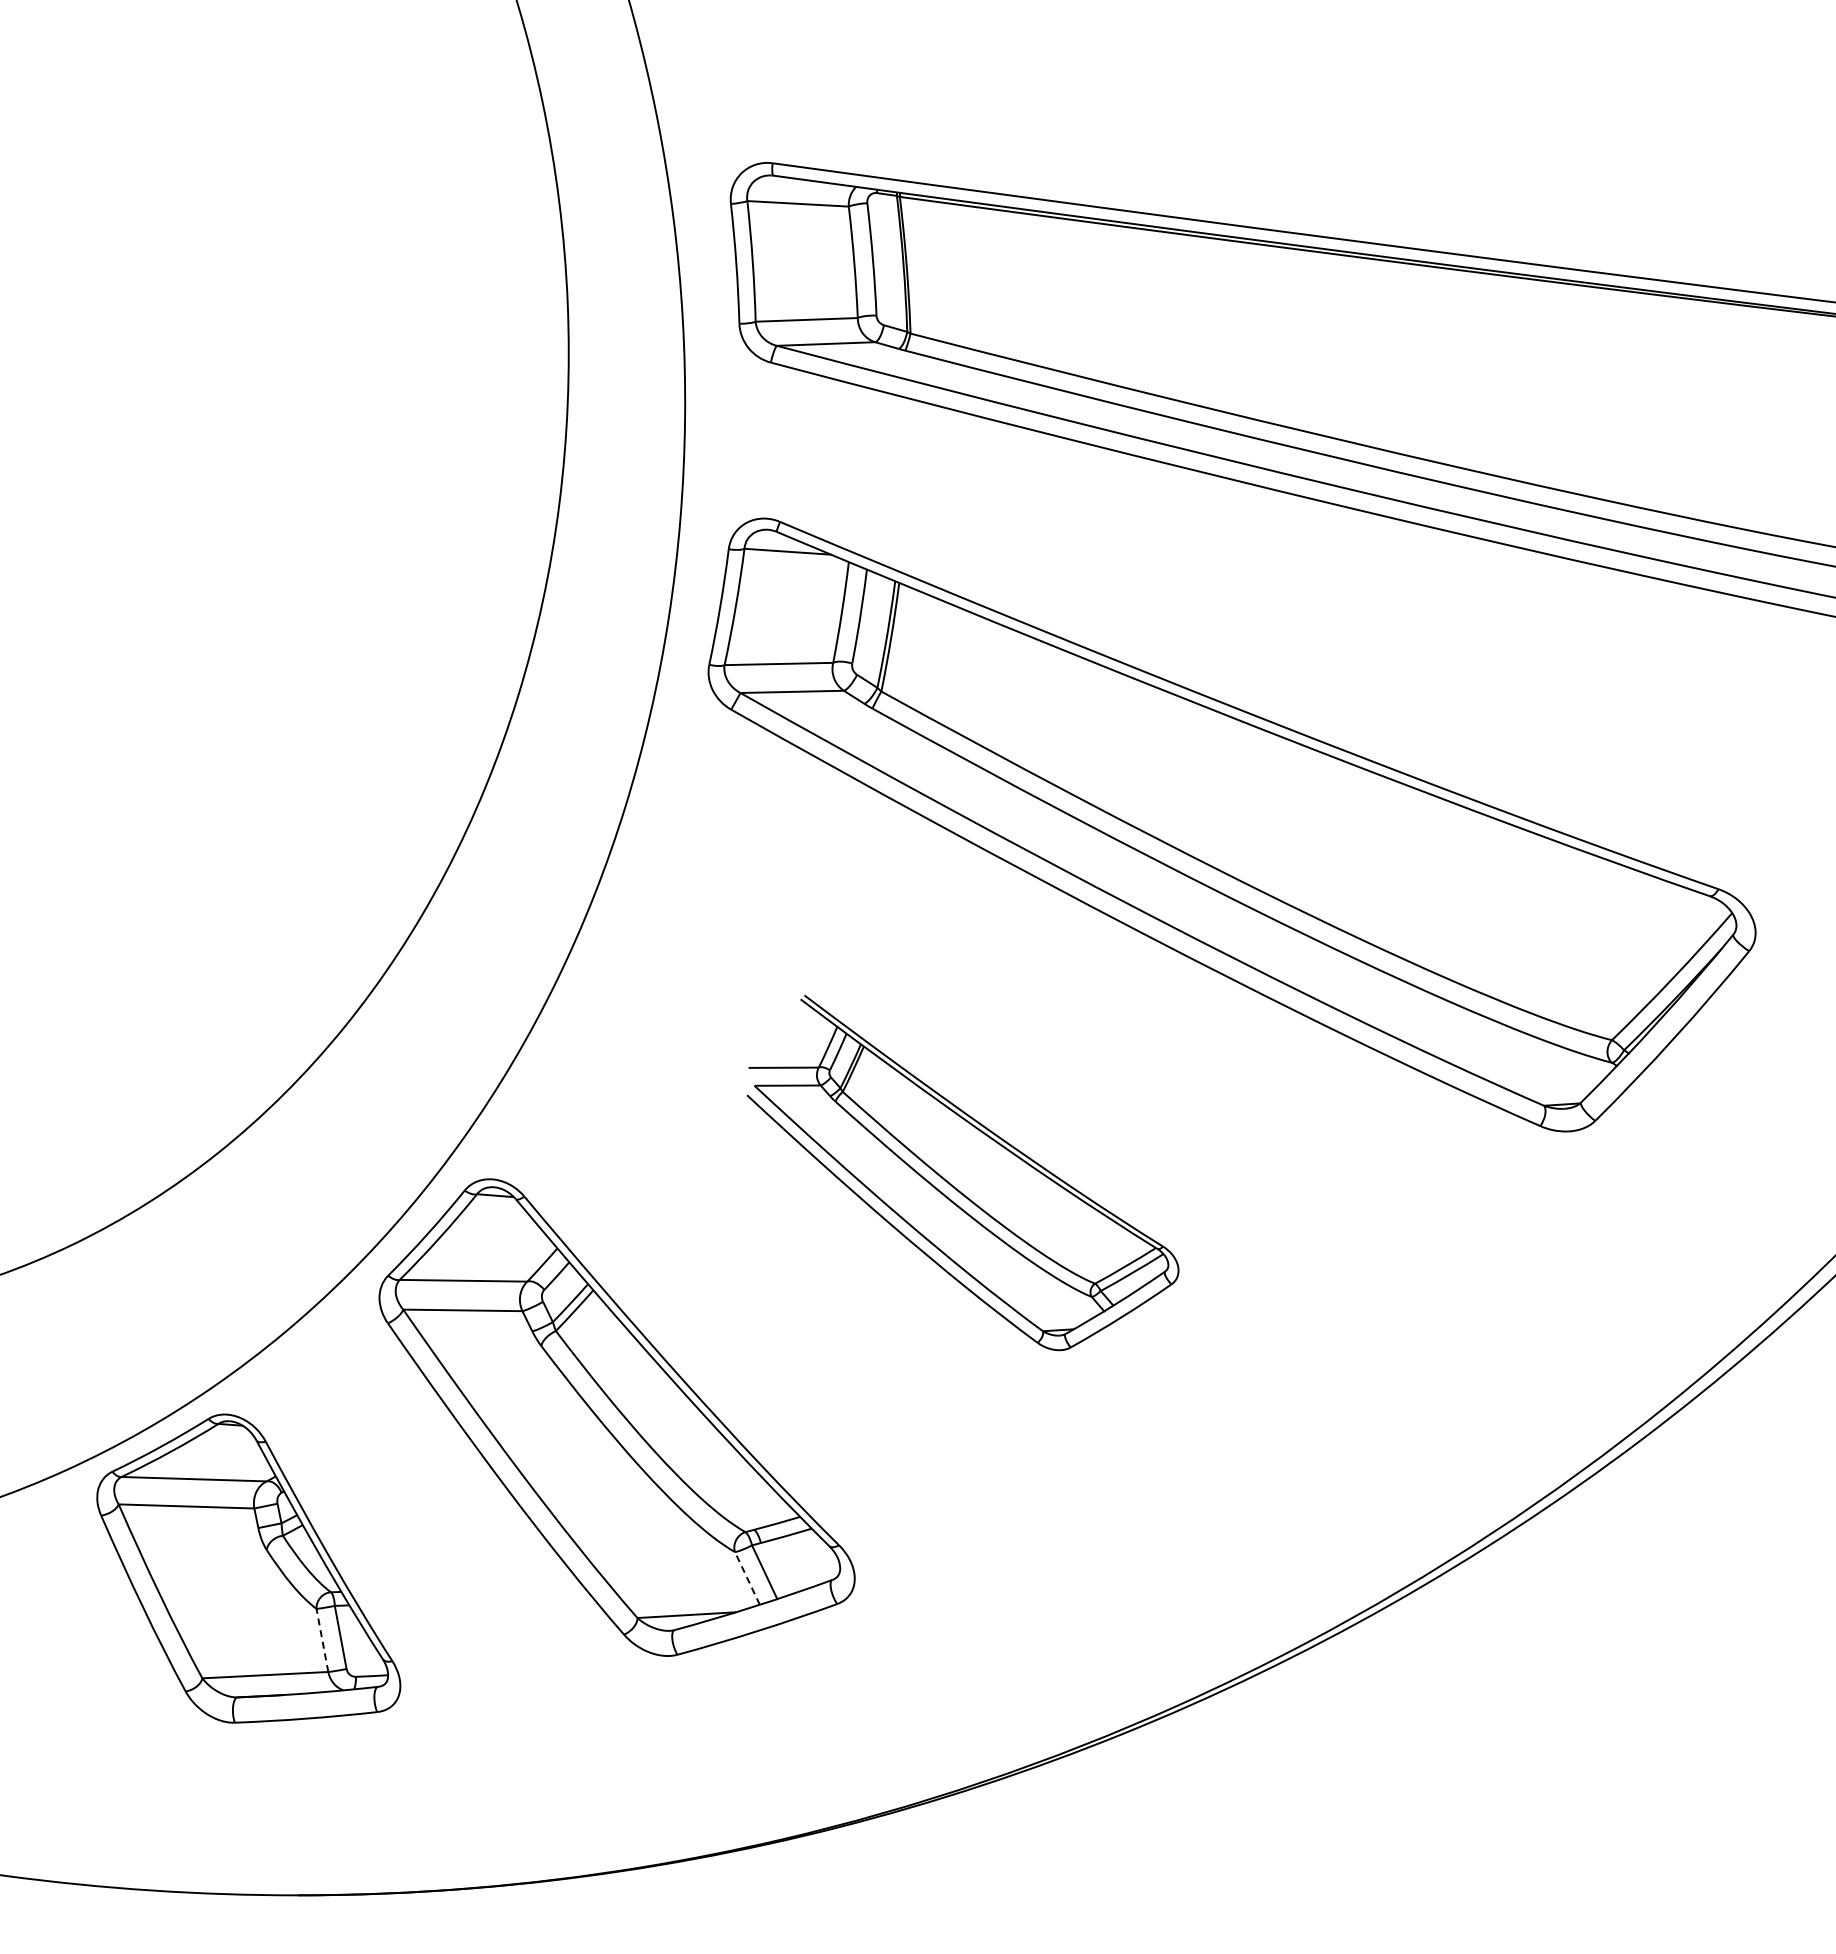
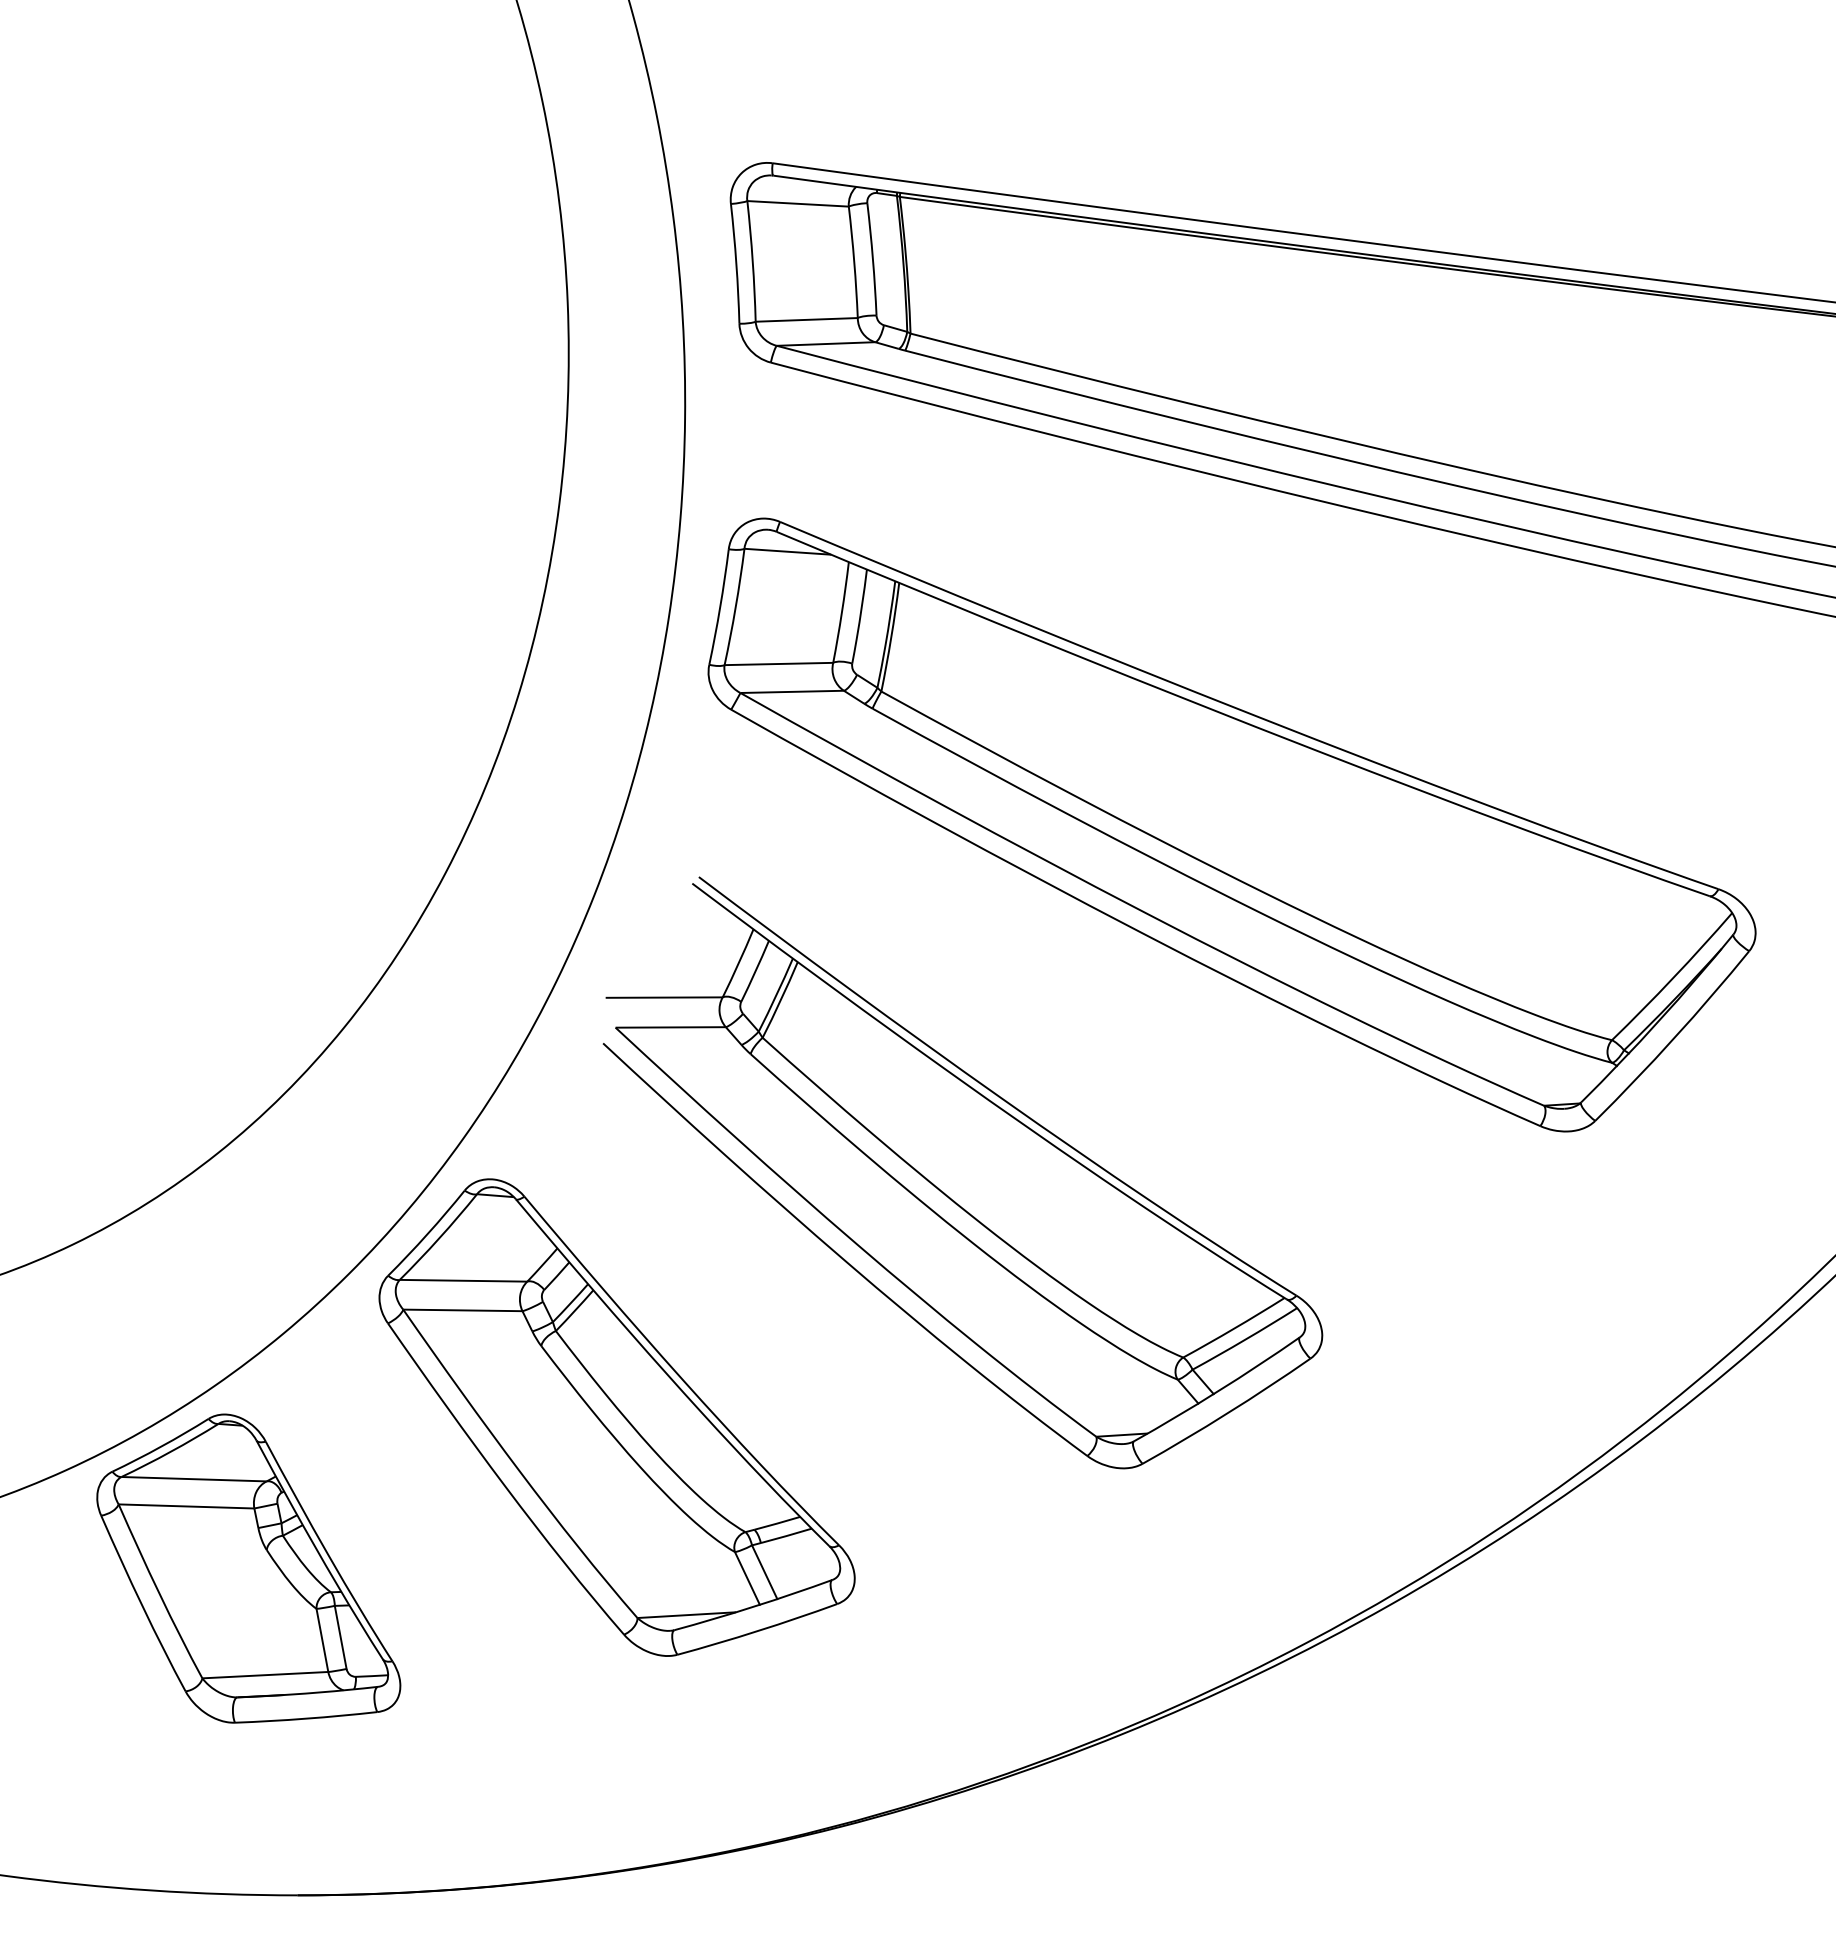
part size: 434x357 px -> 722x594 px (962, 1172)
line: dashed -> solid (747, 1577)
line: dashed -> solid (322, 1639)
